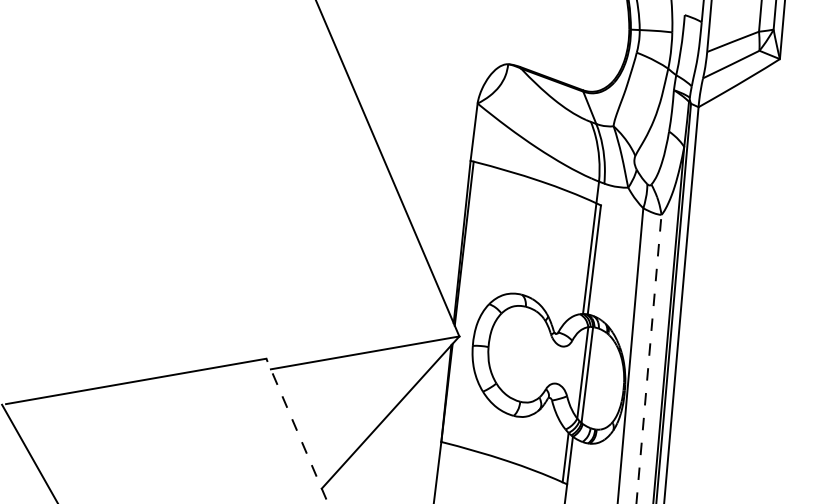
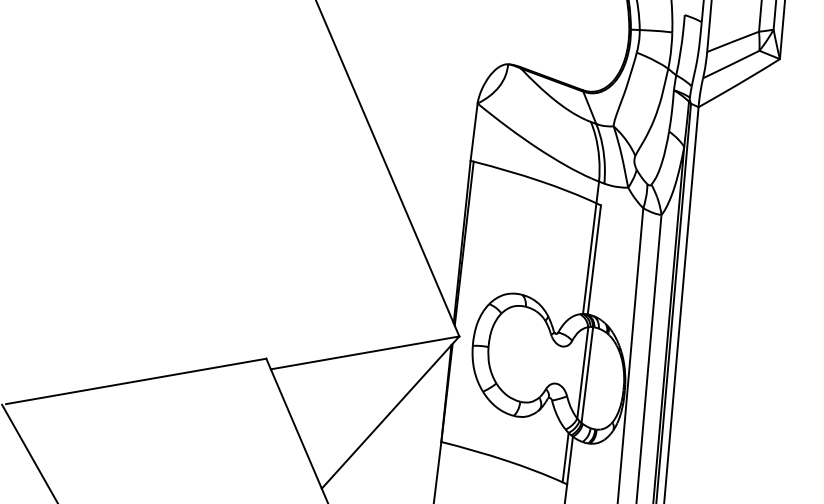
line: dashed -> solid (648, 359)
line: dashed -> solid (297, 431)
